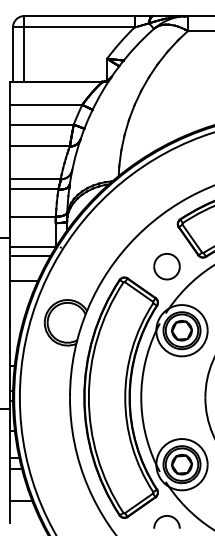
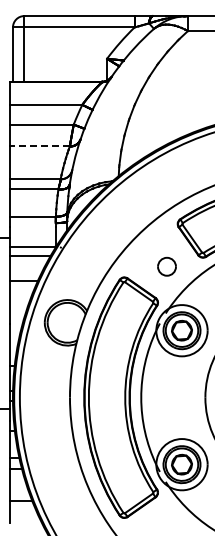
line: solid -> dashed (39, 146)
part size: 28x28 px -> 20x21 px (166, 266)
arc: present -> none (164, 517)
